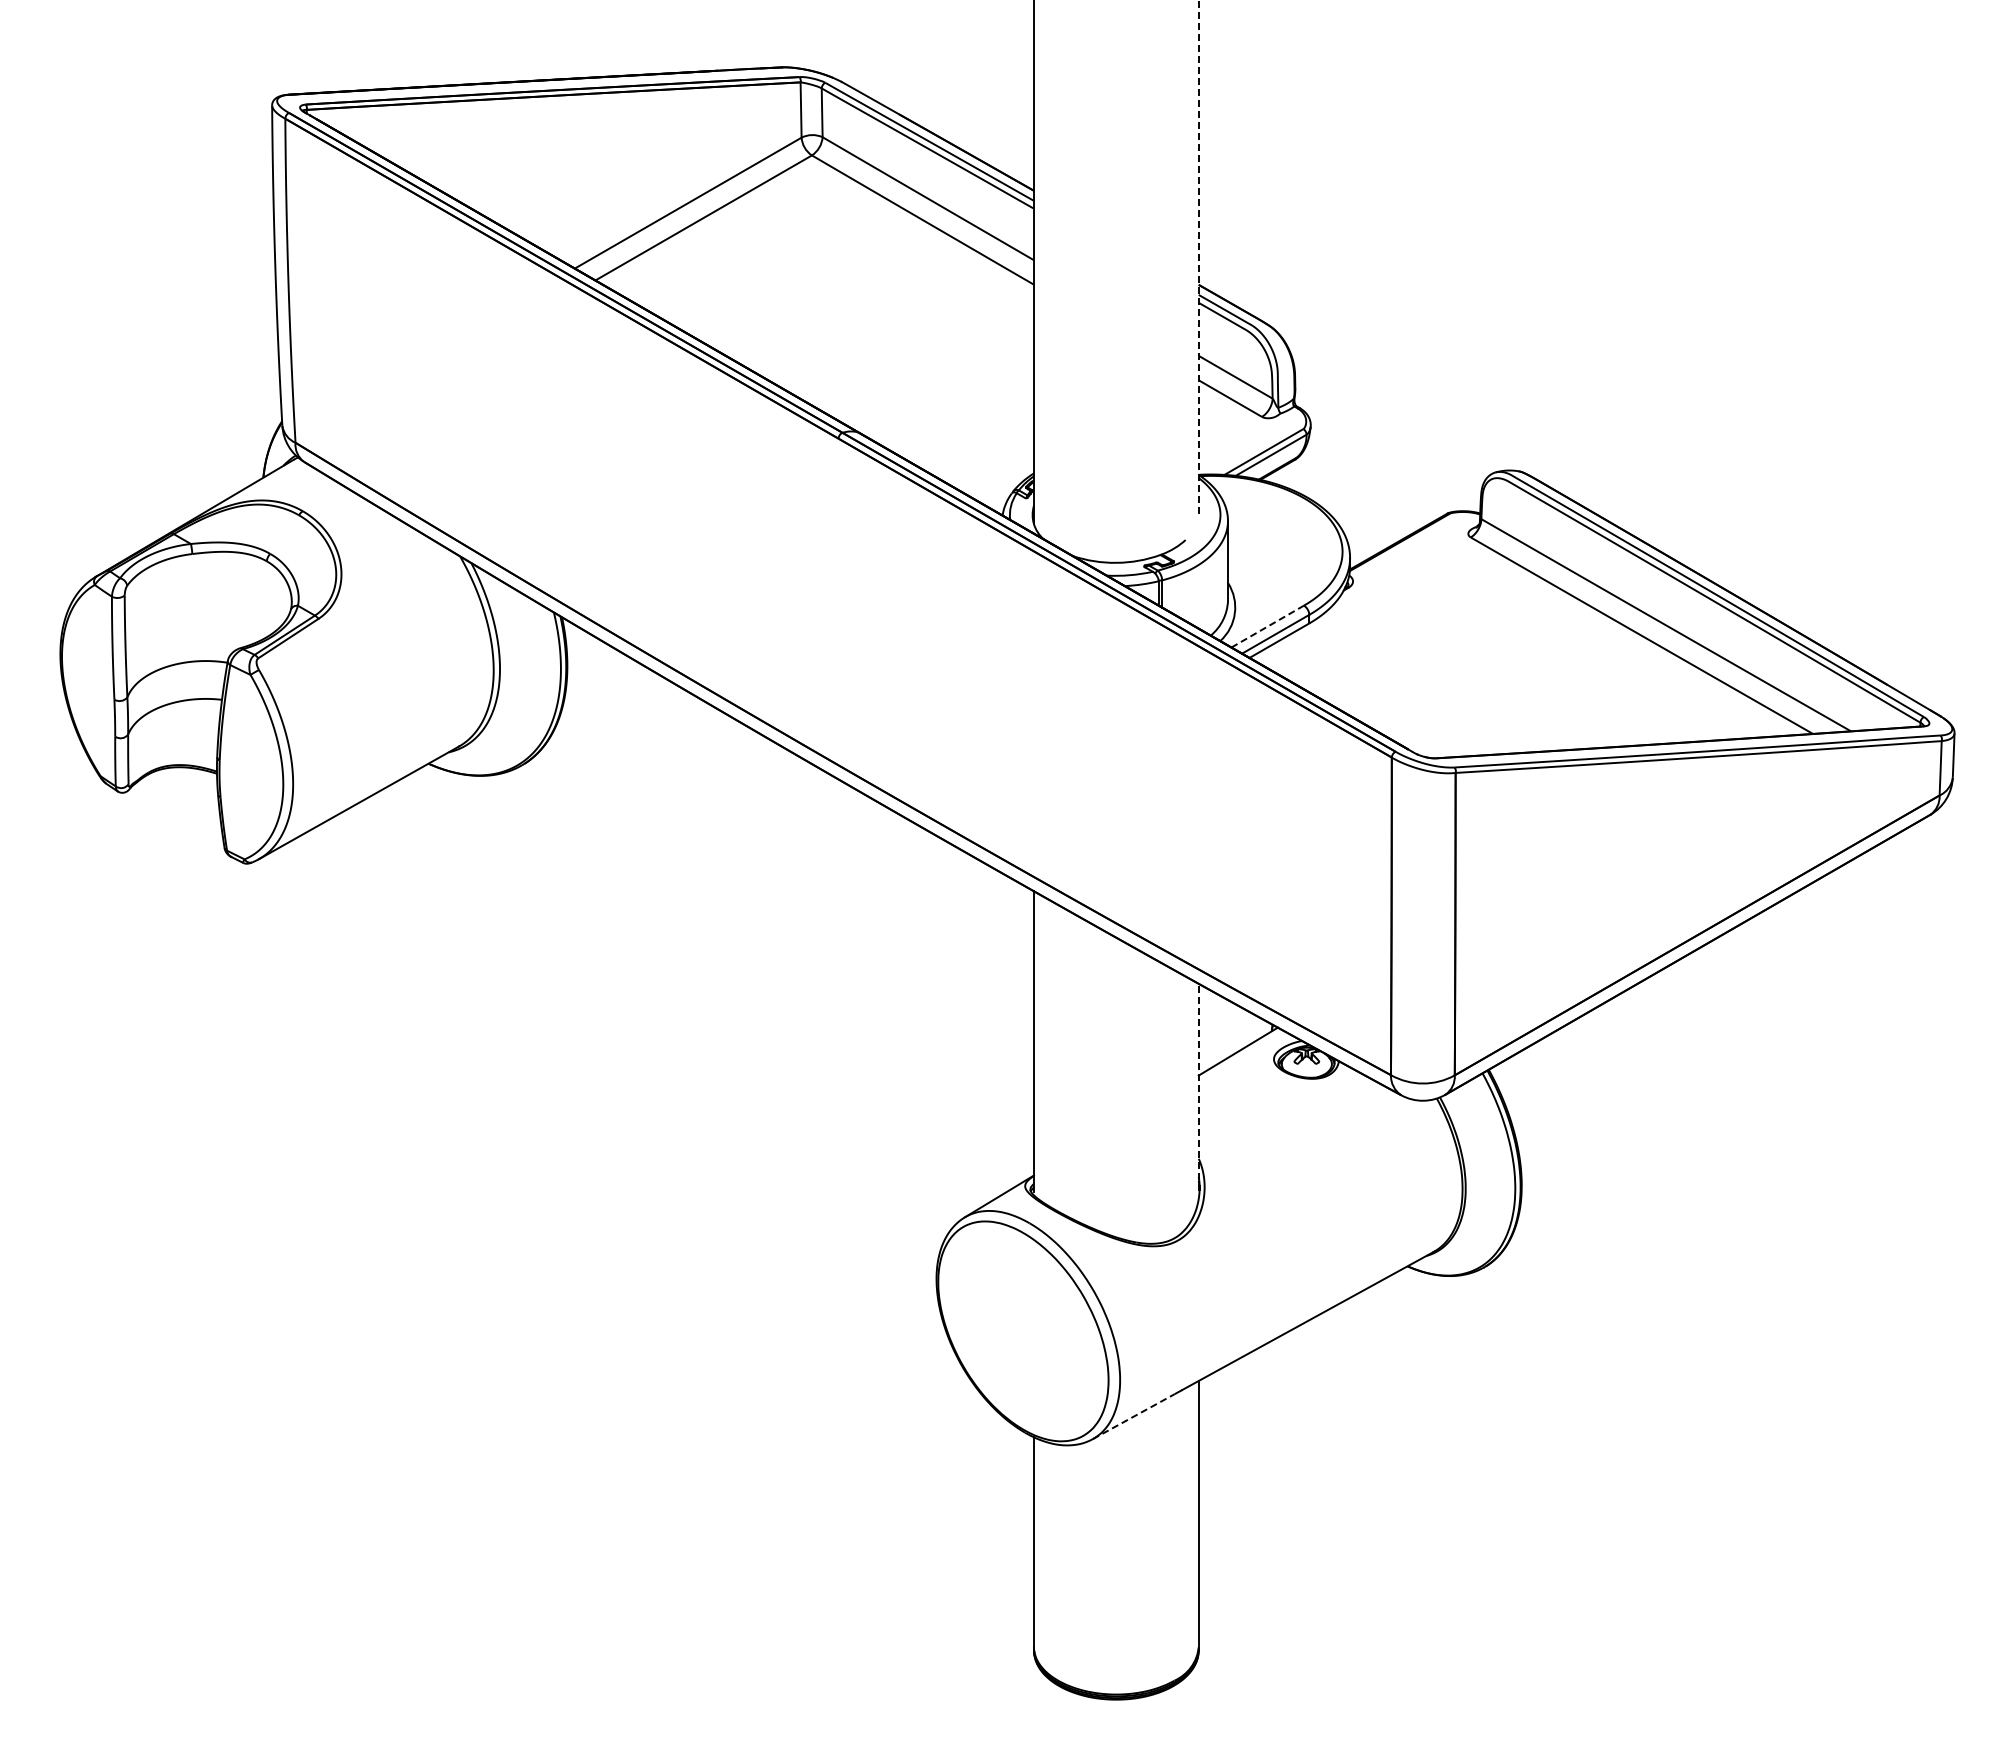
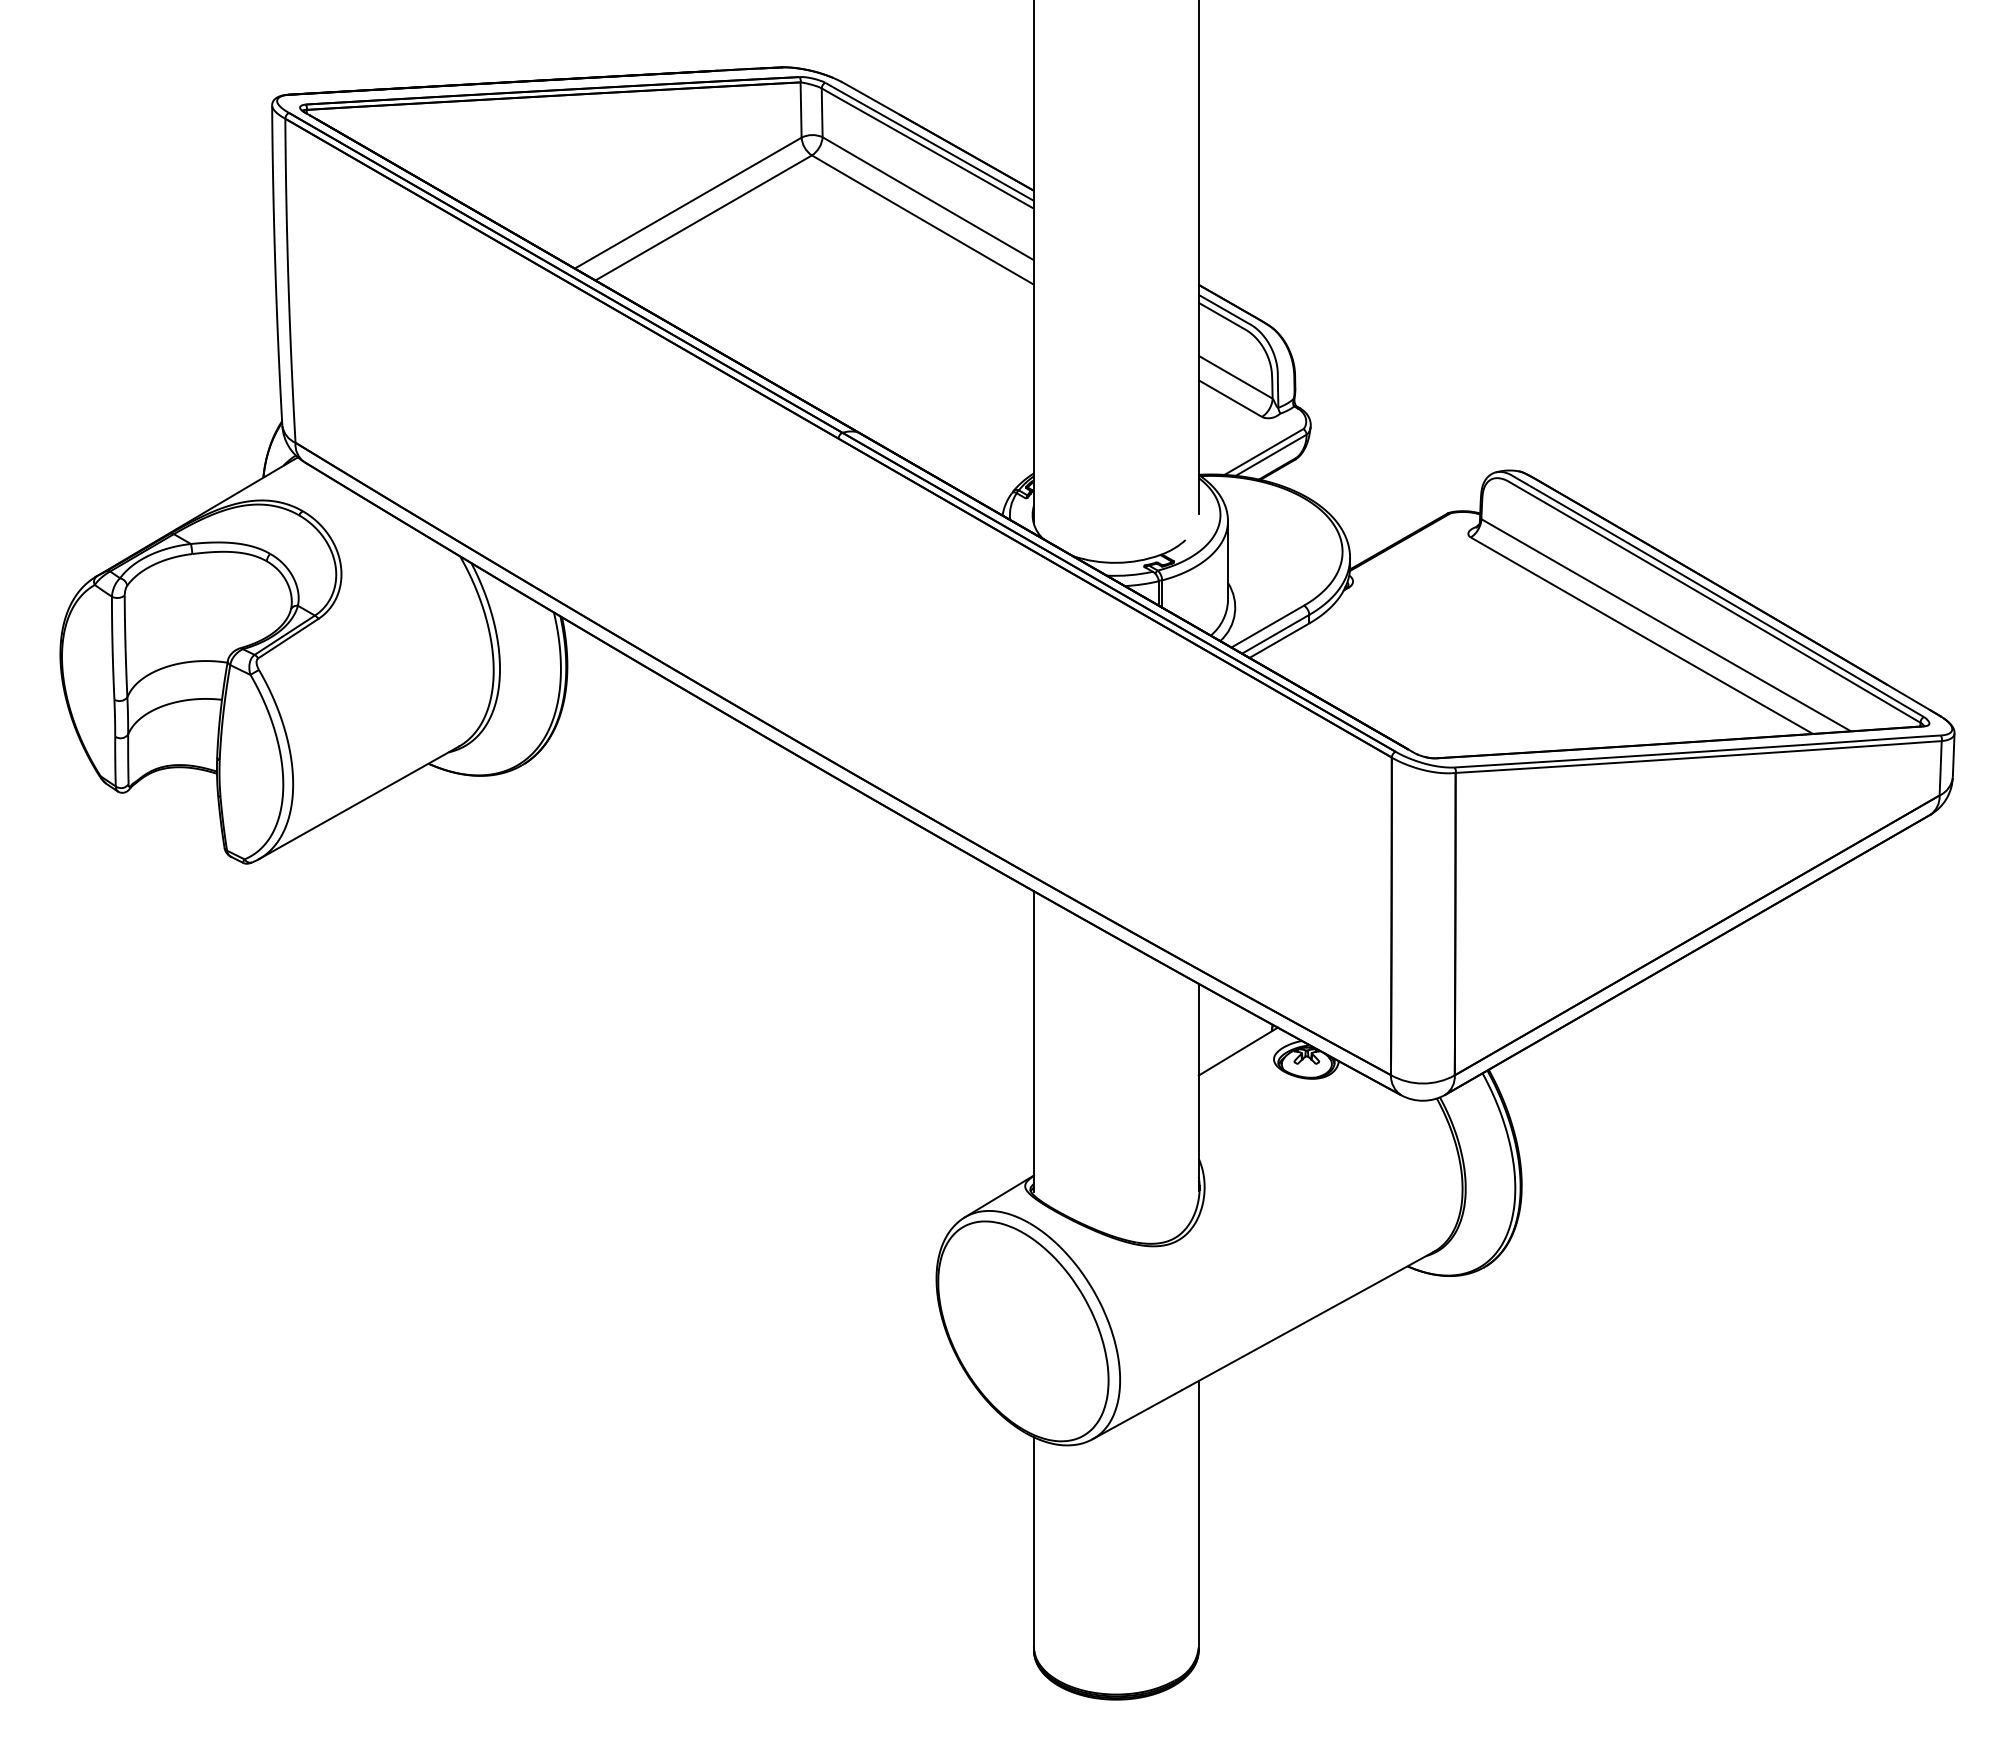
line: dashed -> solid (1198, 257)
line: dashed -> solid (1267, 626)
line: dashed -> solid (1198, 1086)
line: dashed -> solid (1133, 1416)
